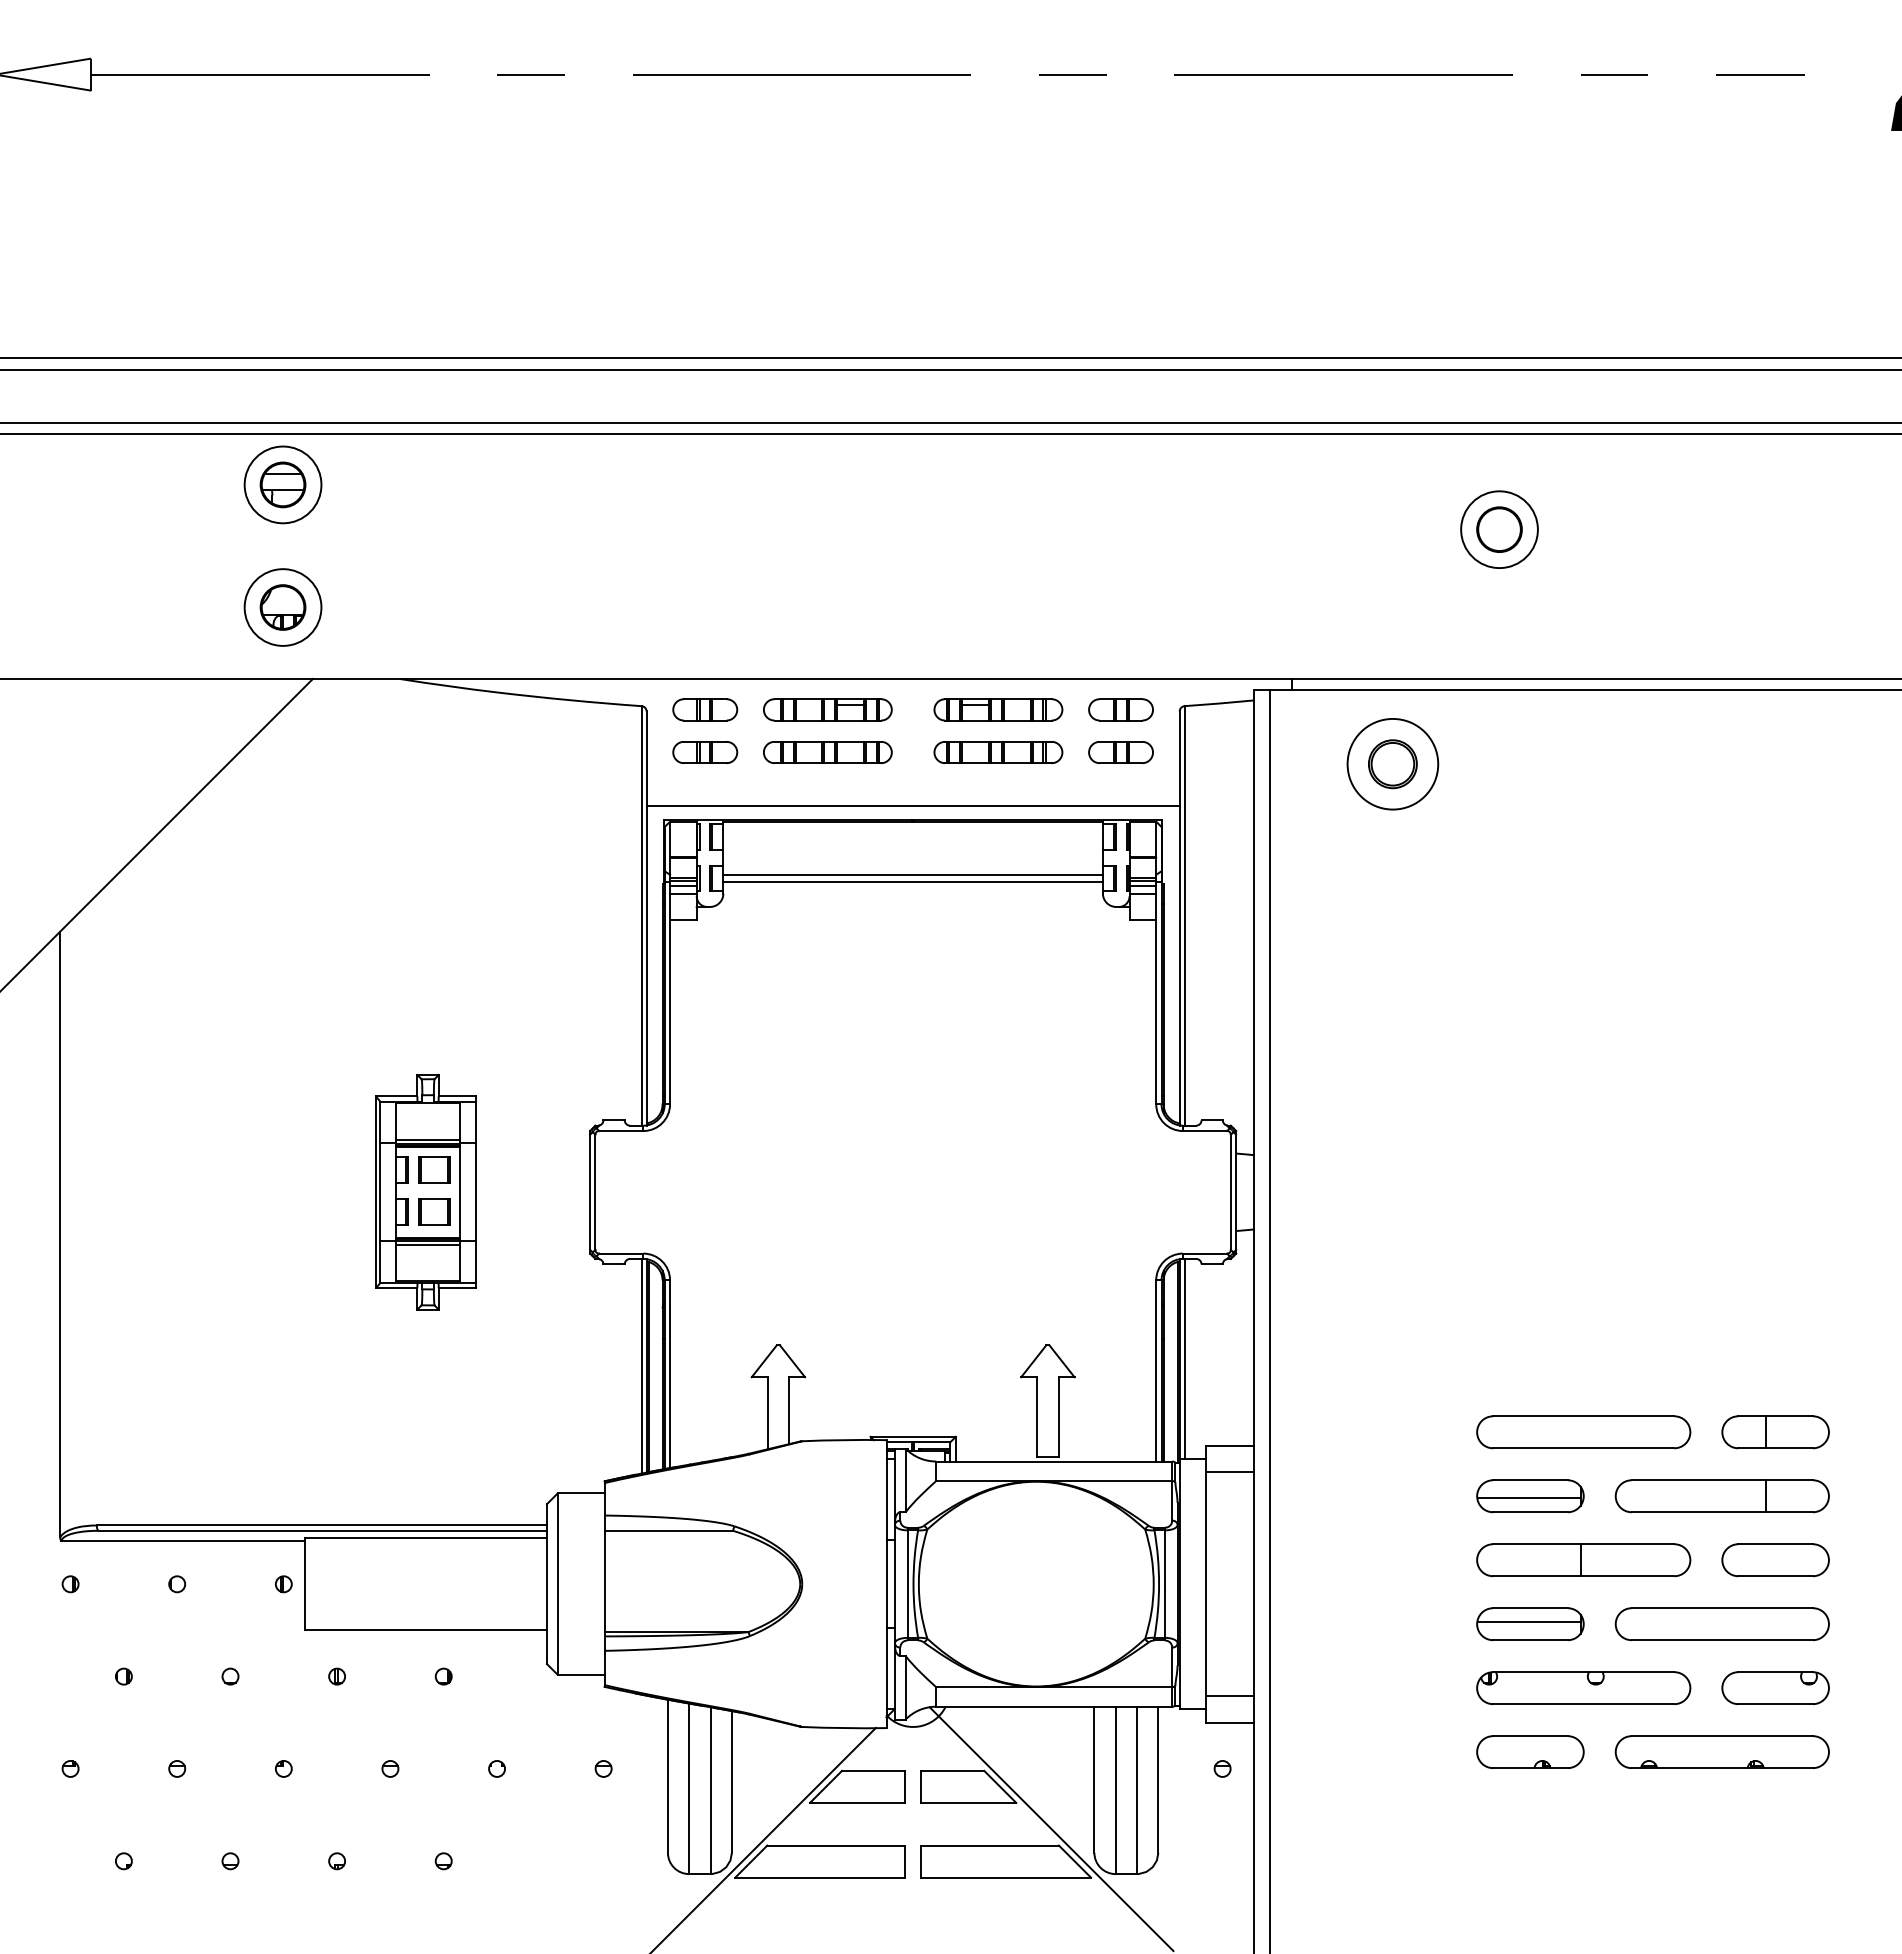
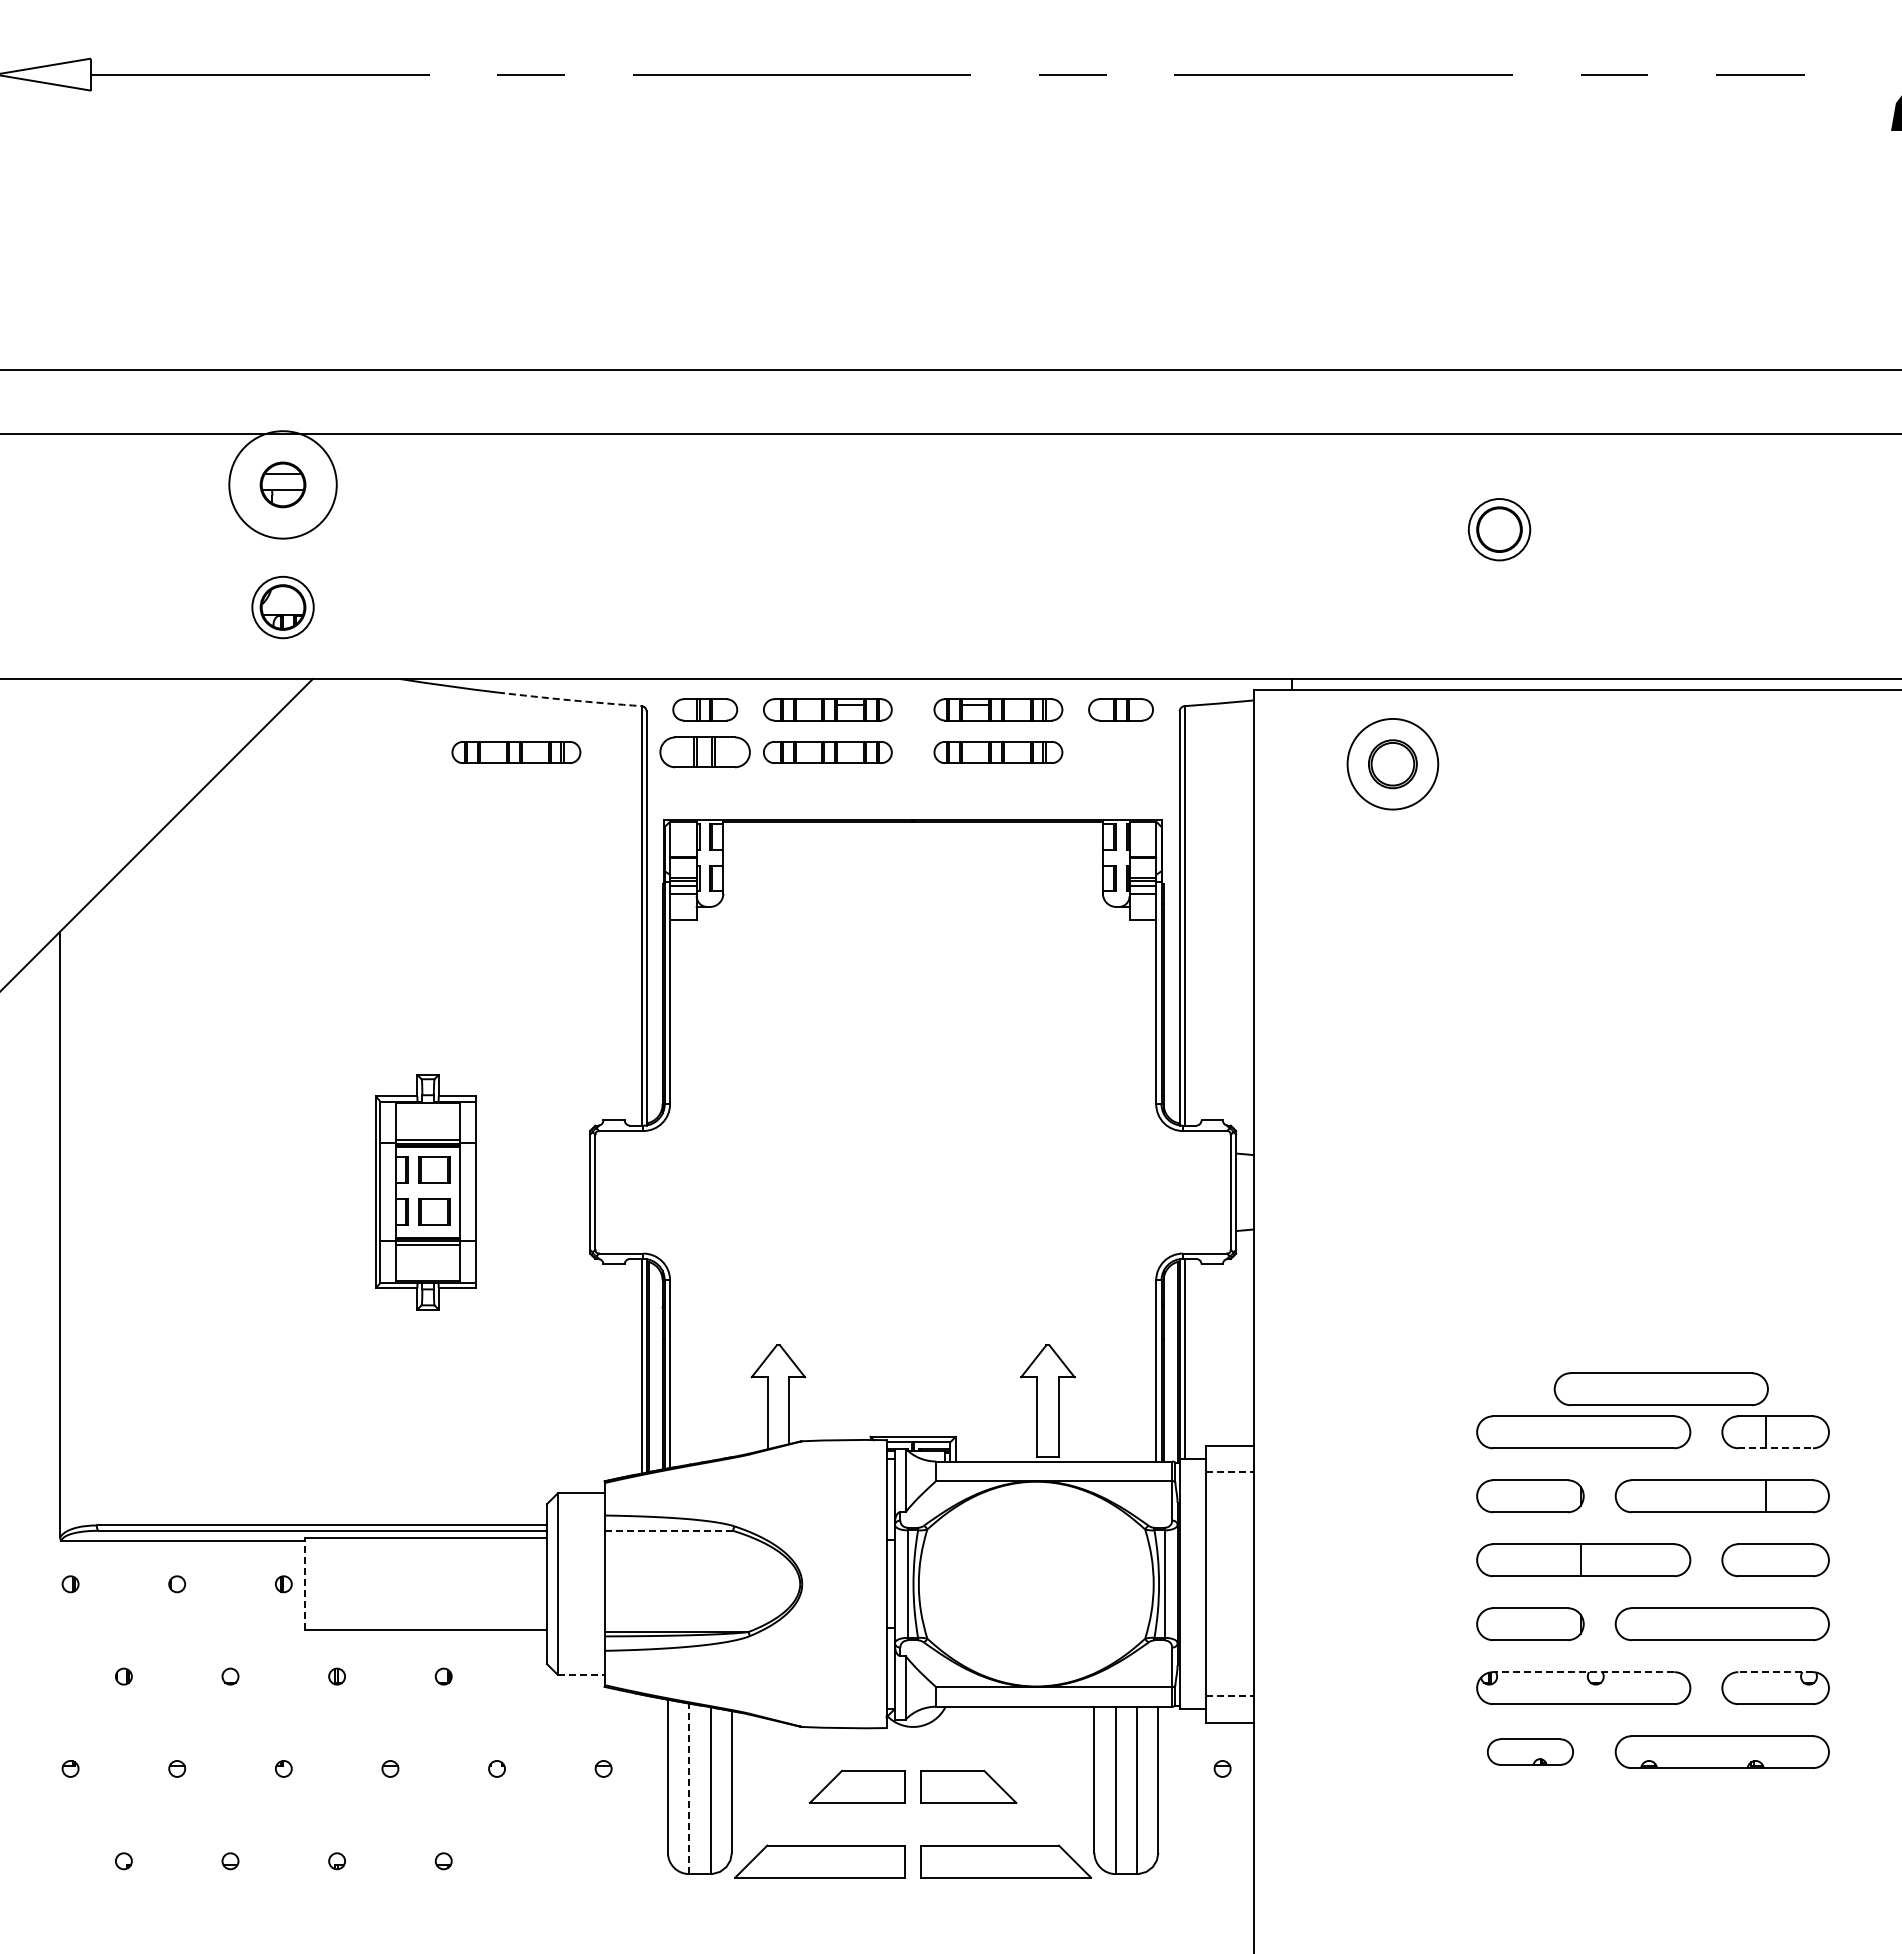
line: present -> none (950, 358)
line: present -> none (950, 423)
circle diameter: 77 px -> 107 px (282, 484)
circle diameter: 77 px -> 61 px (1499, 529)
circle diameter: 77 px -> 61 px (282, 607)
arc: solid -> dashed (569, 700)
part: none -> present (516, 752)
part size: 67x24 px -> 92x33 px (704, 752)
part: present -> none (1120, 752)
line: present -> none (912, 805)
line: present -> none (912, 874)
line: present -> none (912, 881)
line: present -> none (1270, 1319)
part: none -> present (1660, 1389)
line: solid -> dashed (1776, 1448)
line: solid -> dashed (1230, 1472)
line: present -> none (1528, 1497)
line: solid -> dashed (669, 1530)
line: solid -> dashed (305, 1584)
line: present -> none (1528, 1621)
line: solid -> dashed (1583, 1672)
line: solid -> dashed (1775, 1672)
line: solid -> dashed (581, 1674)
line: solid -> dashed (1230, 1696)
part size: 109x34 px -> 88x28 px (1529, 1751)
line: solid -> dashed (689, 1788)
line: present -> none (1050, 1828)
line: present -> none (764, 1838)
